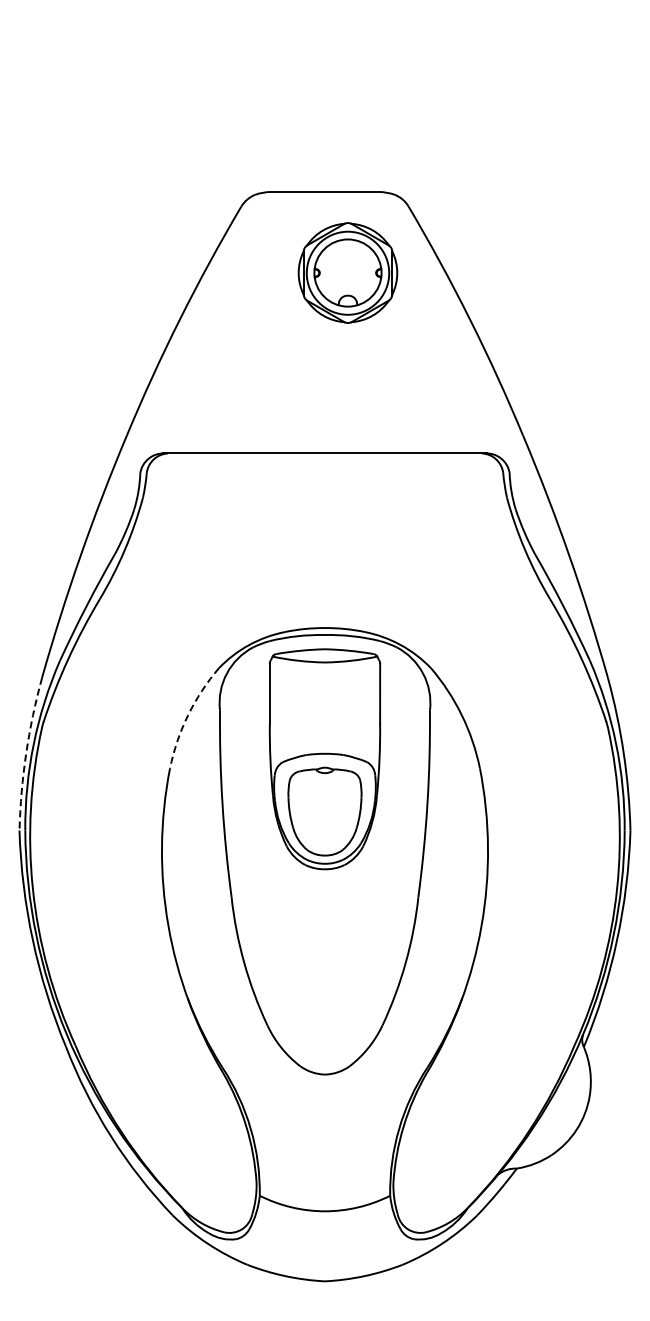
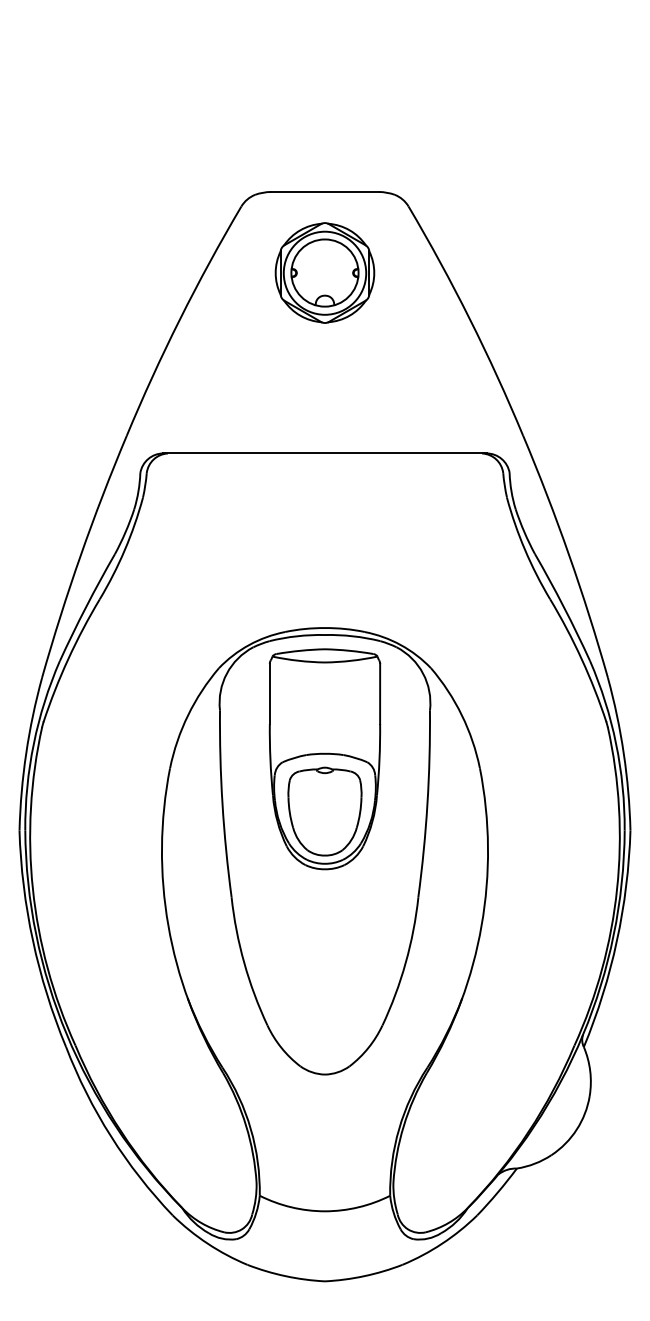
part position: (347, 272) -> (324, 272) (324, 272)
arc: dashed -> solid (188, 715)
arc: dashed -> solid (26, 753)
